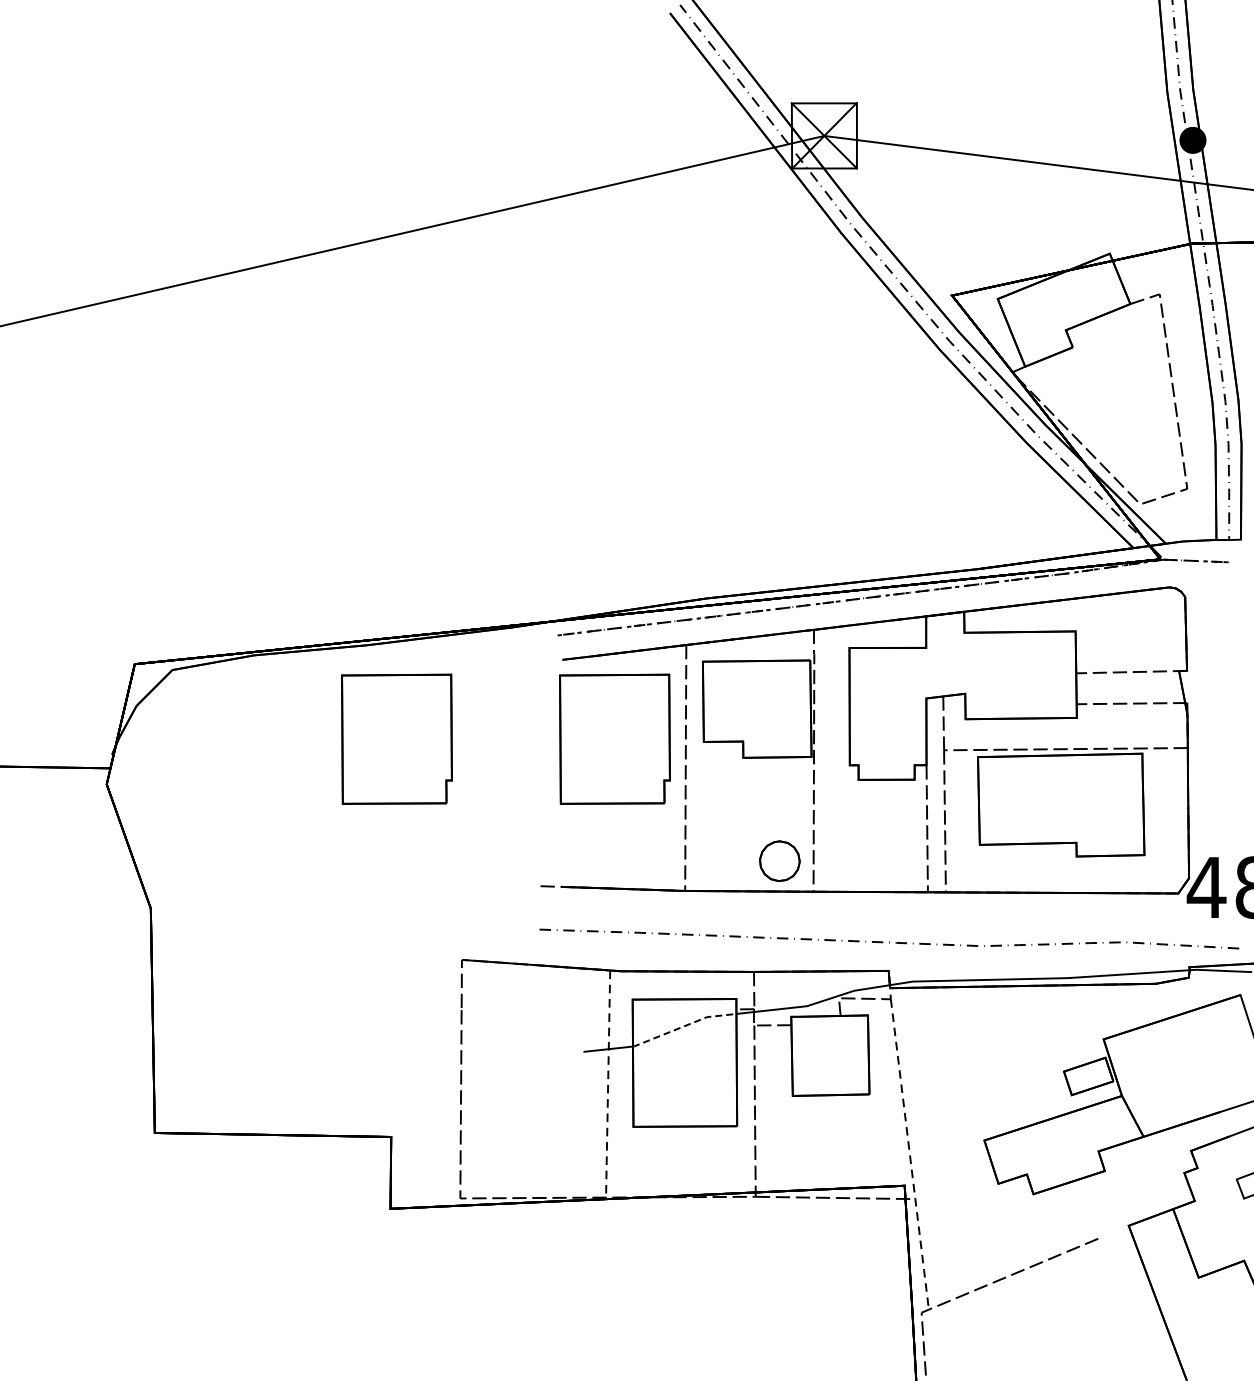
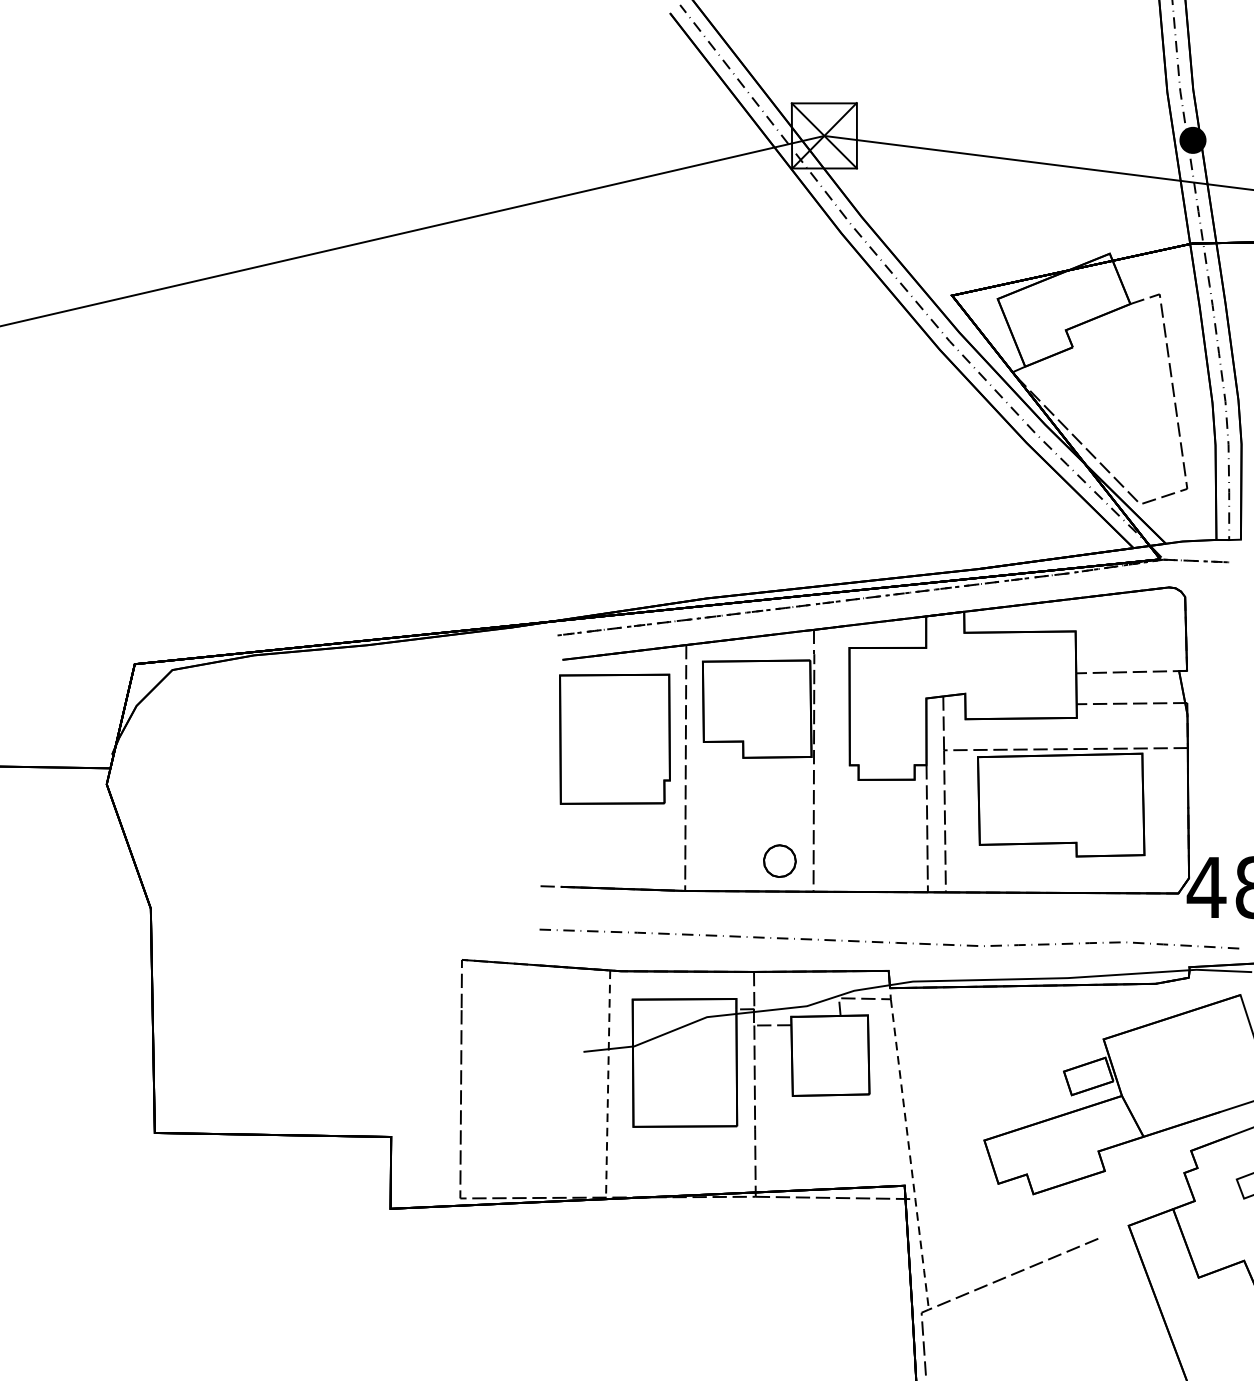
part: present -> none (396, 738)
part size: 42x42 px -> 34x34 px (779, 860)
line: dashed -> solid (684, 1026)
